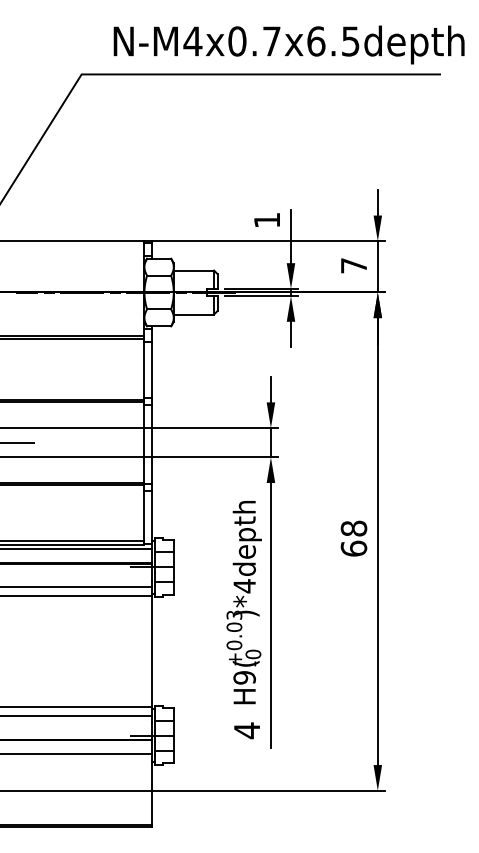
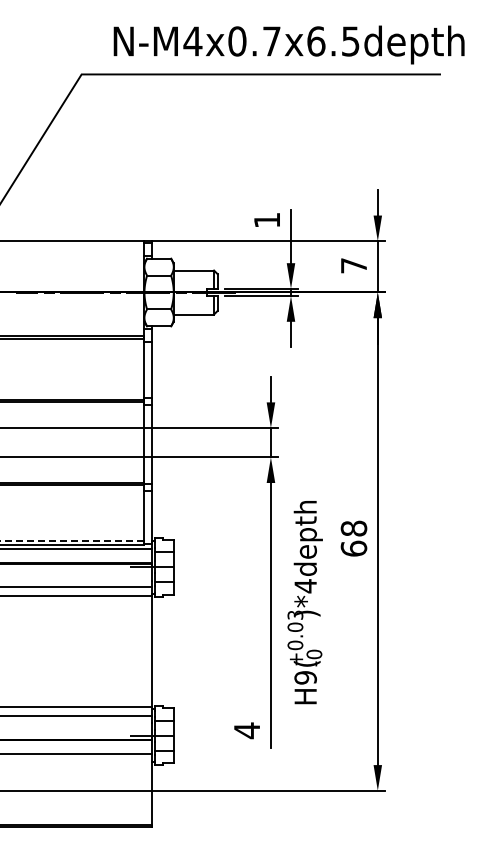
line: present -> none (18, 442)
line: solid -> dashed (72, 540)
text position: (243, 602) -> (304, 602) (304, 602)
